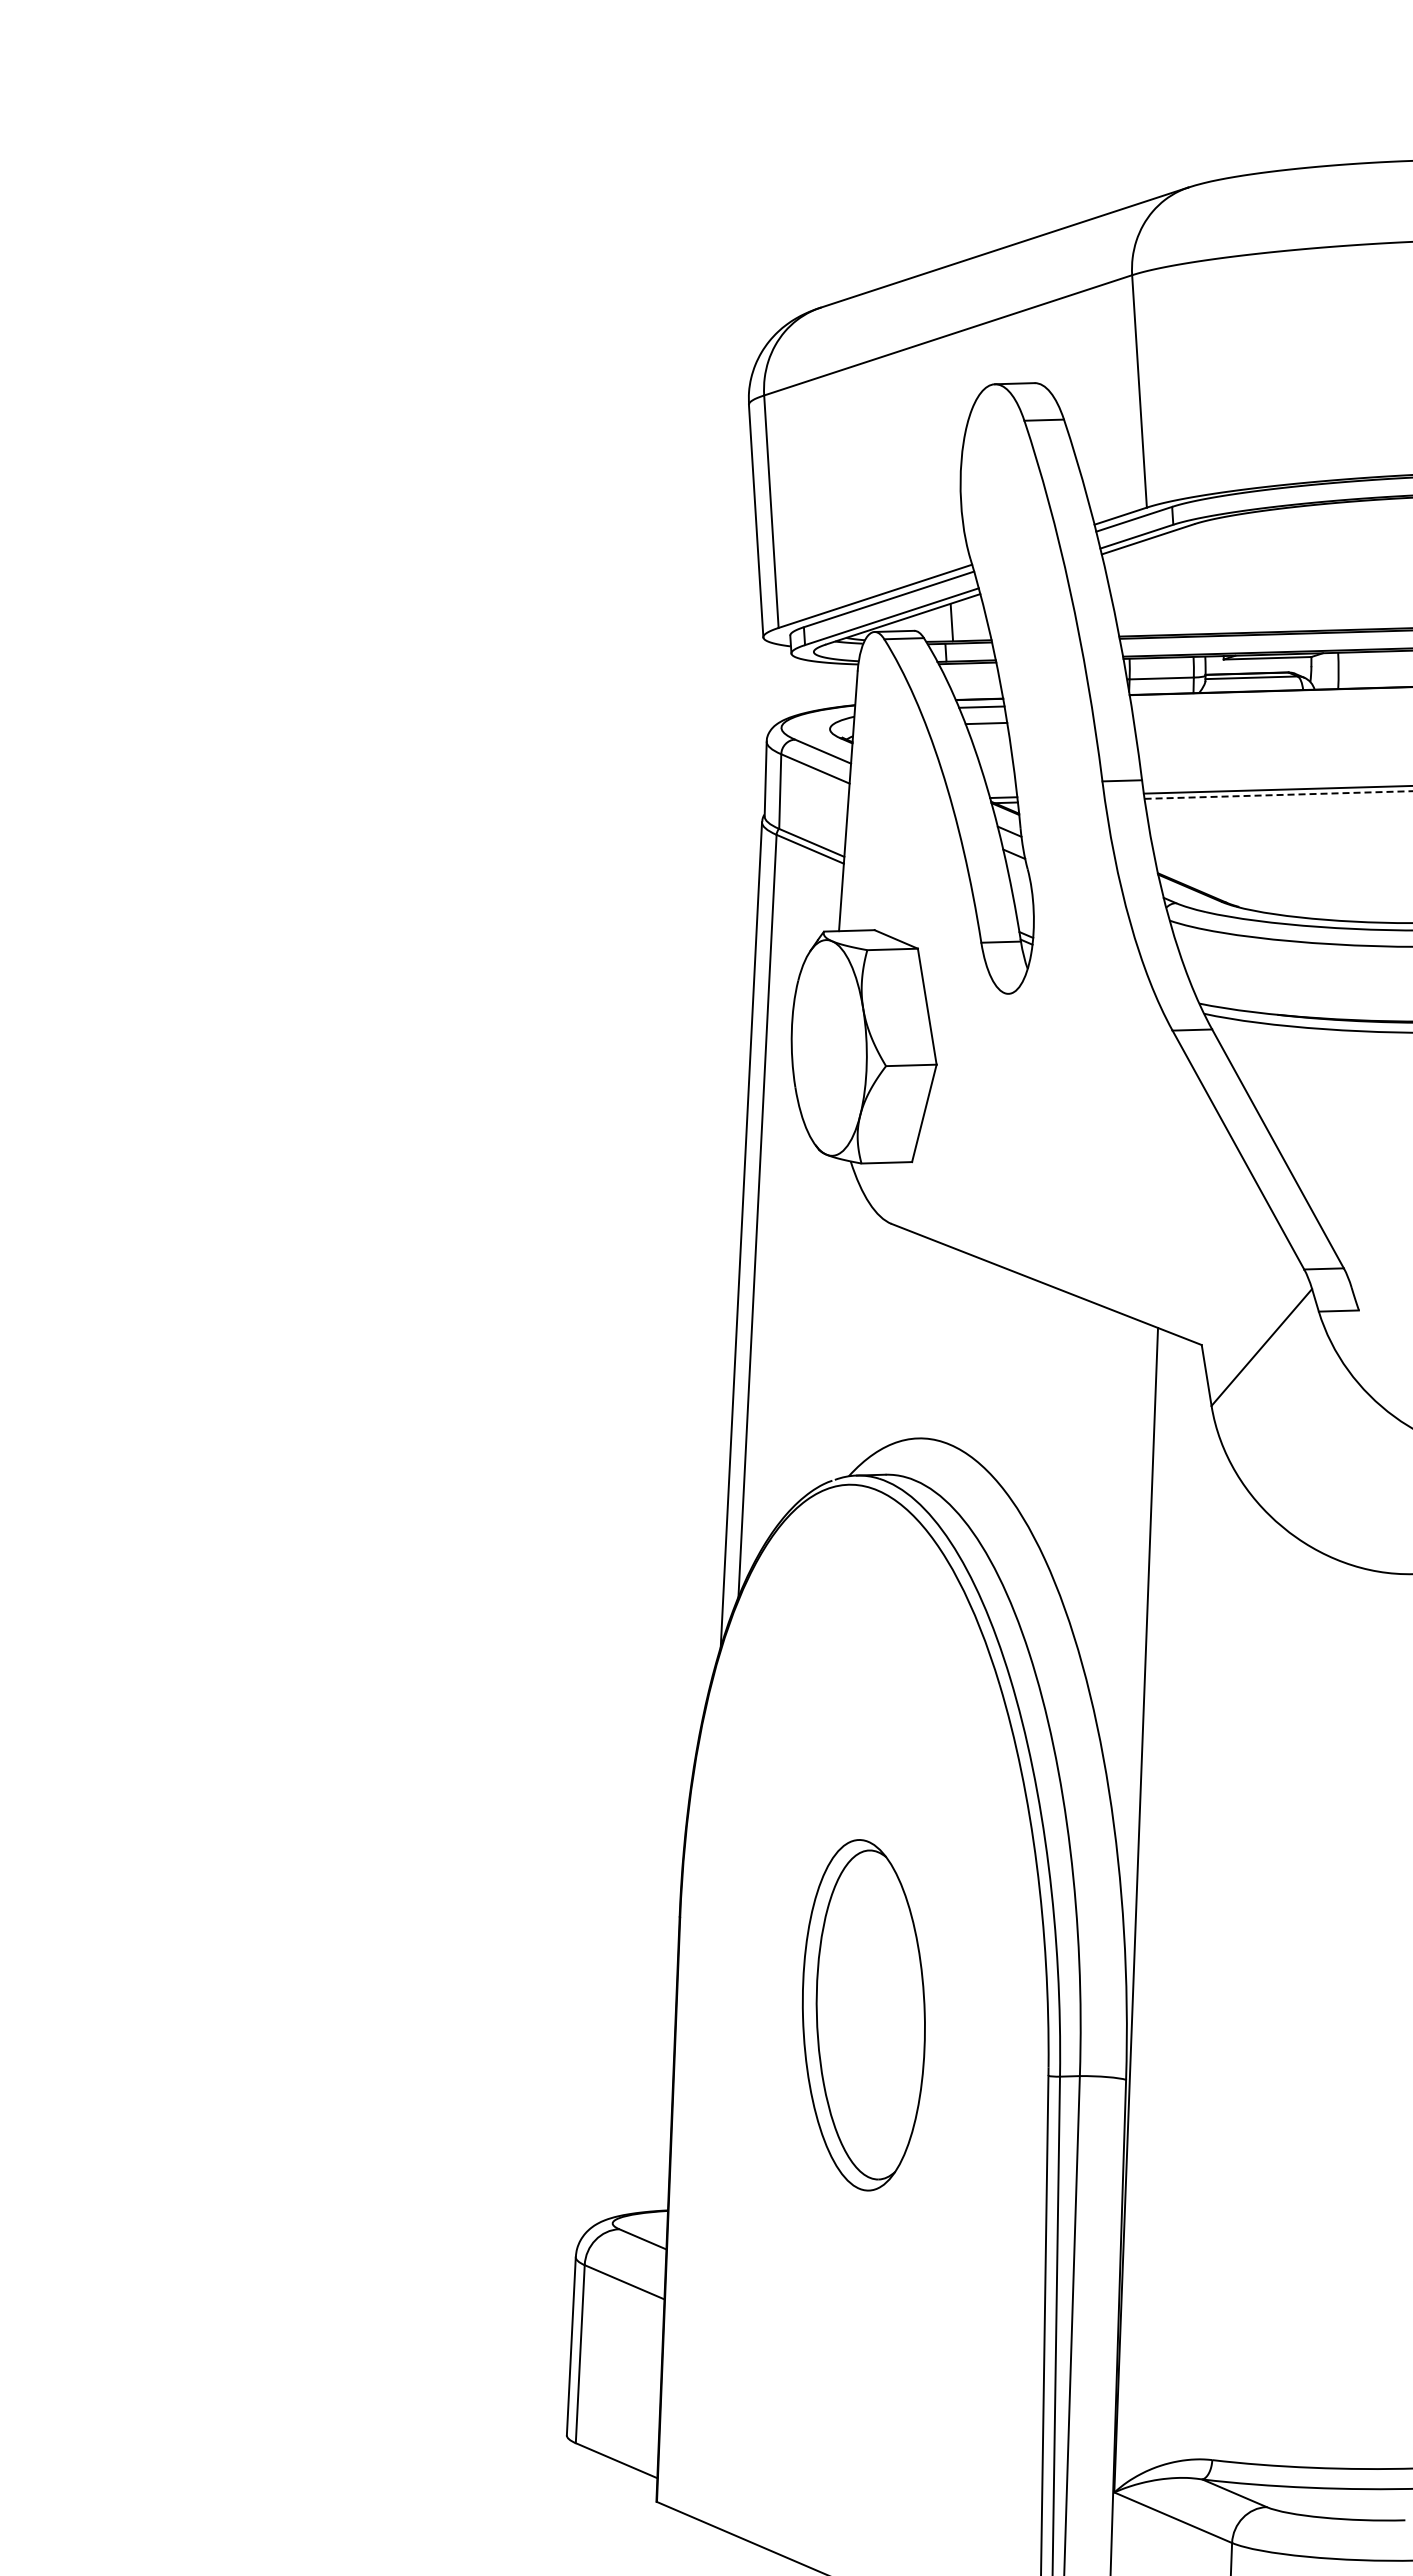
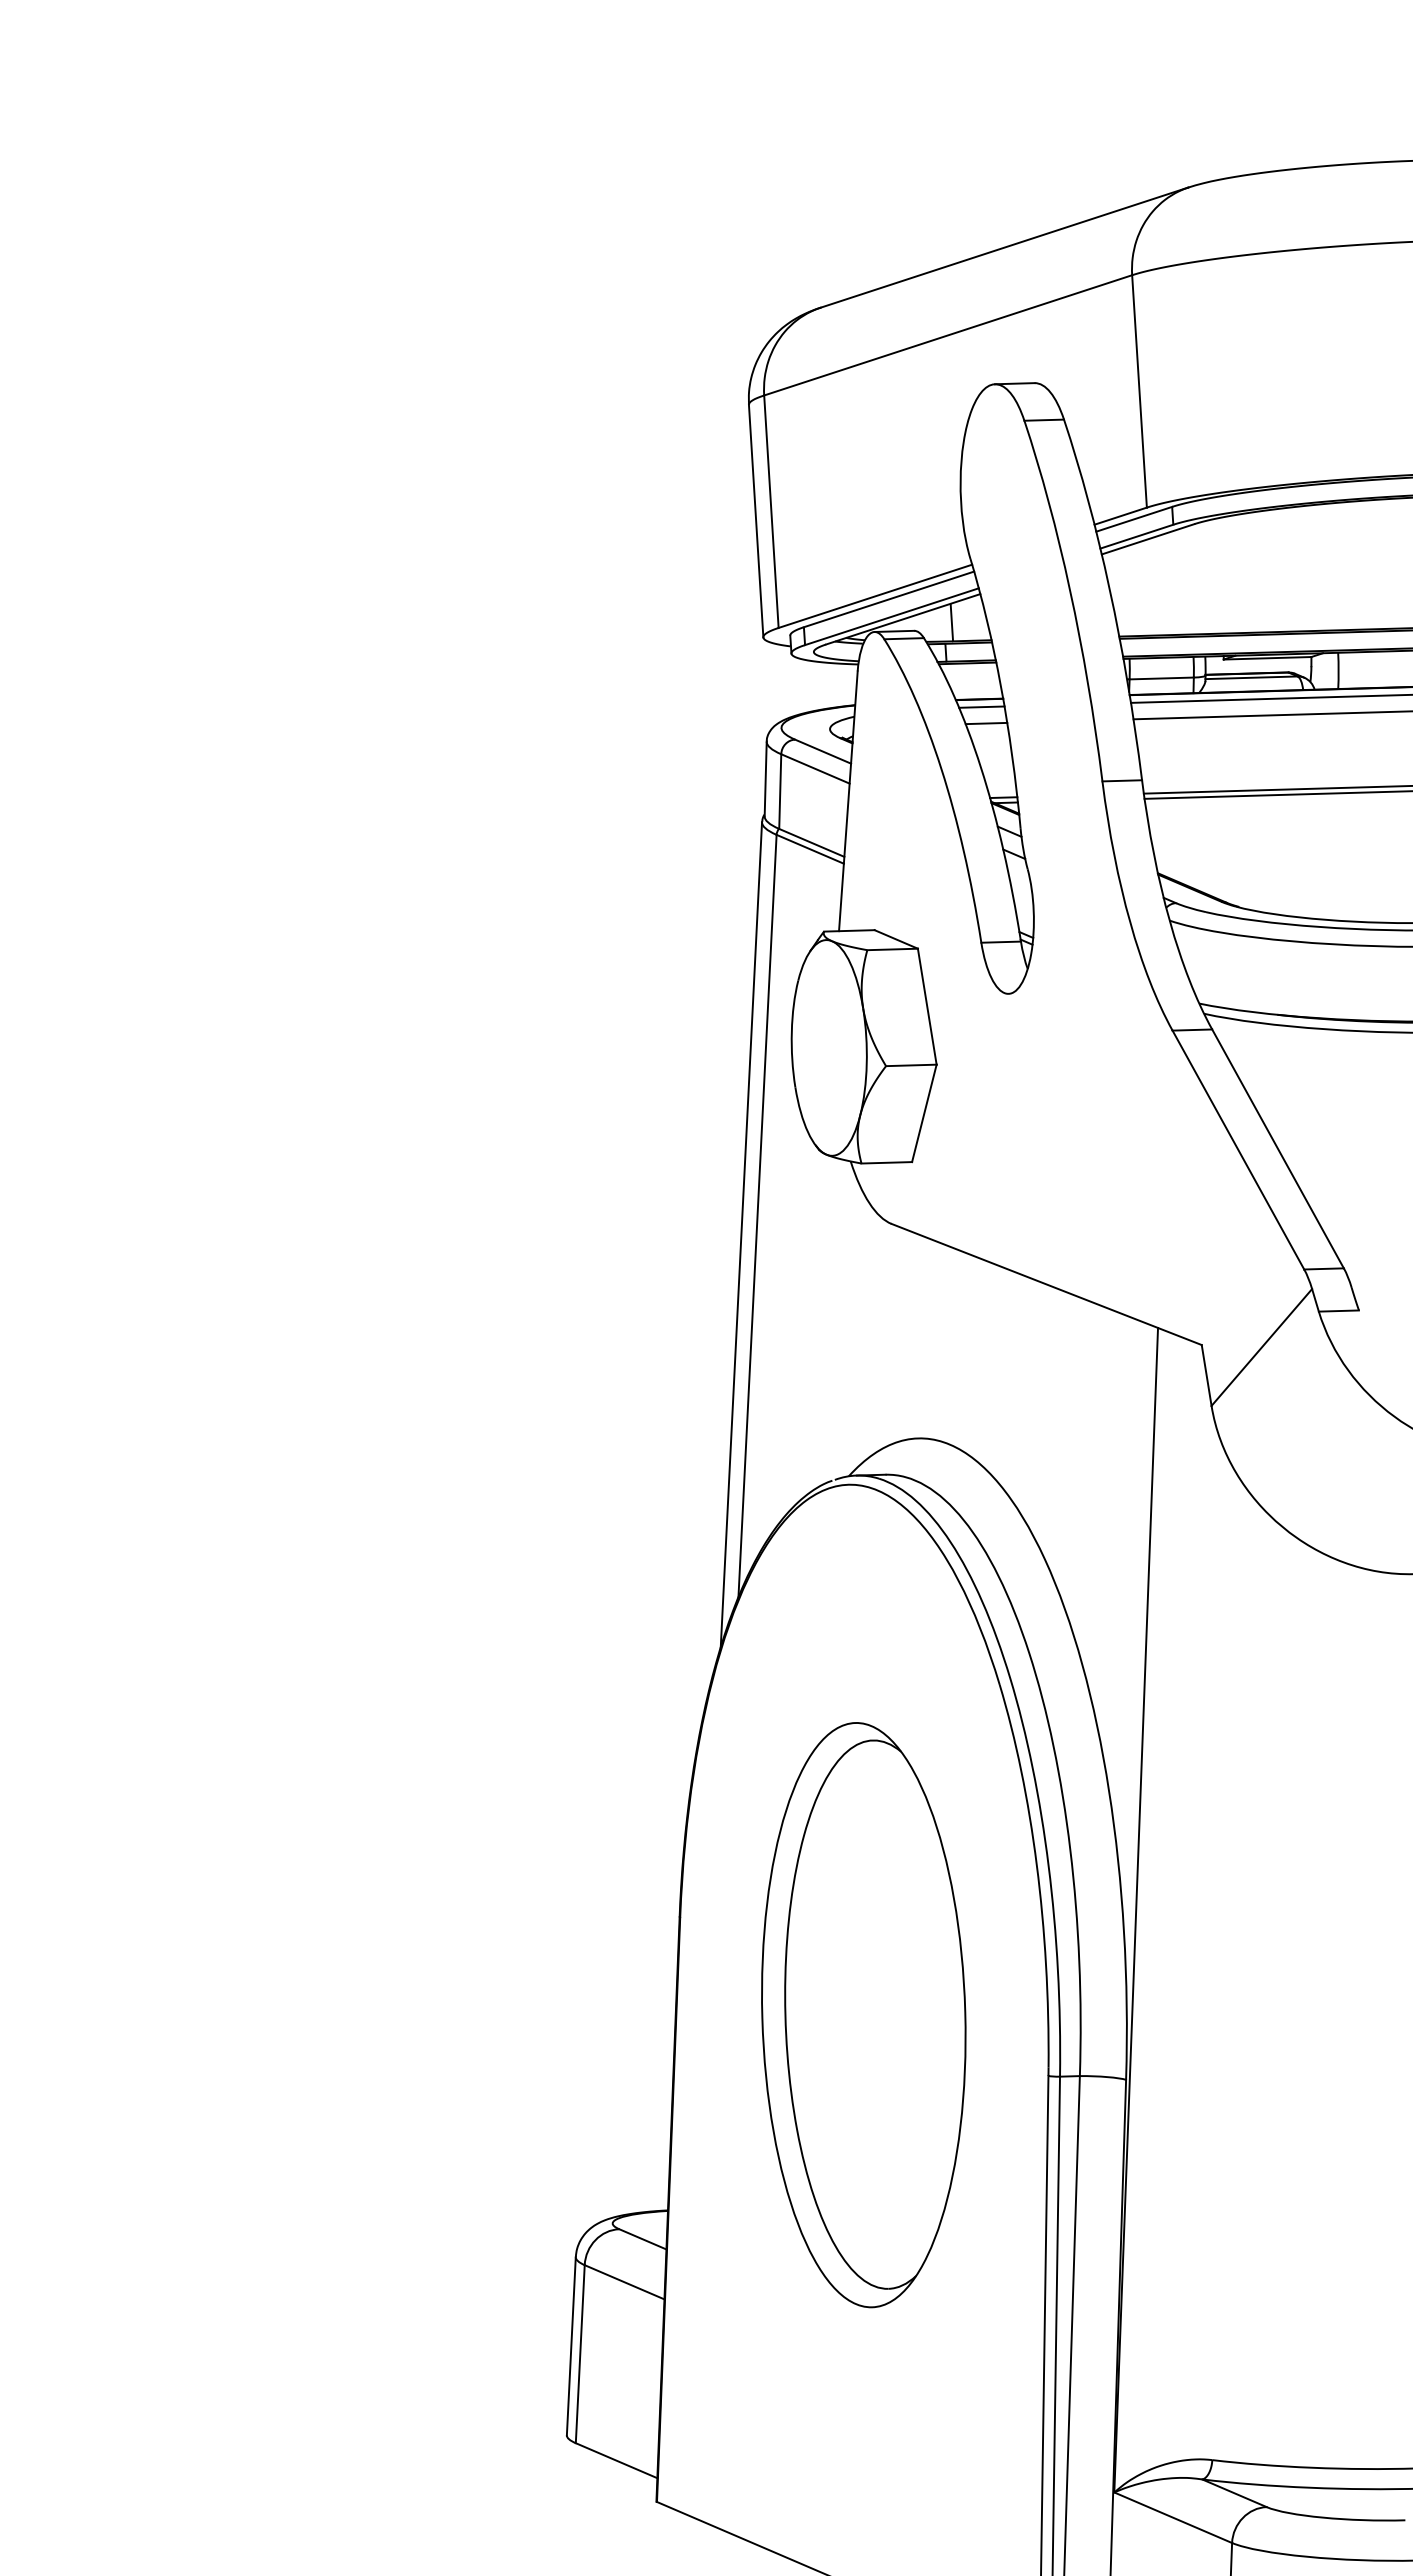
line: none -> present (1270, 698)
line: none -> present (1271, 715)
line: dashed -> solid (1278, 795)
part size: 125x353 px -> 206x587 px (863, 2015)
